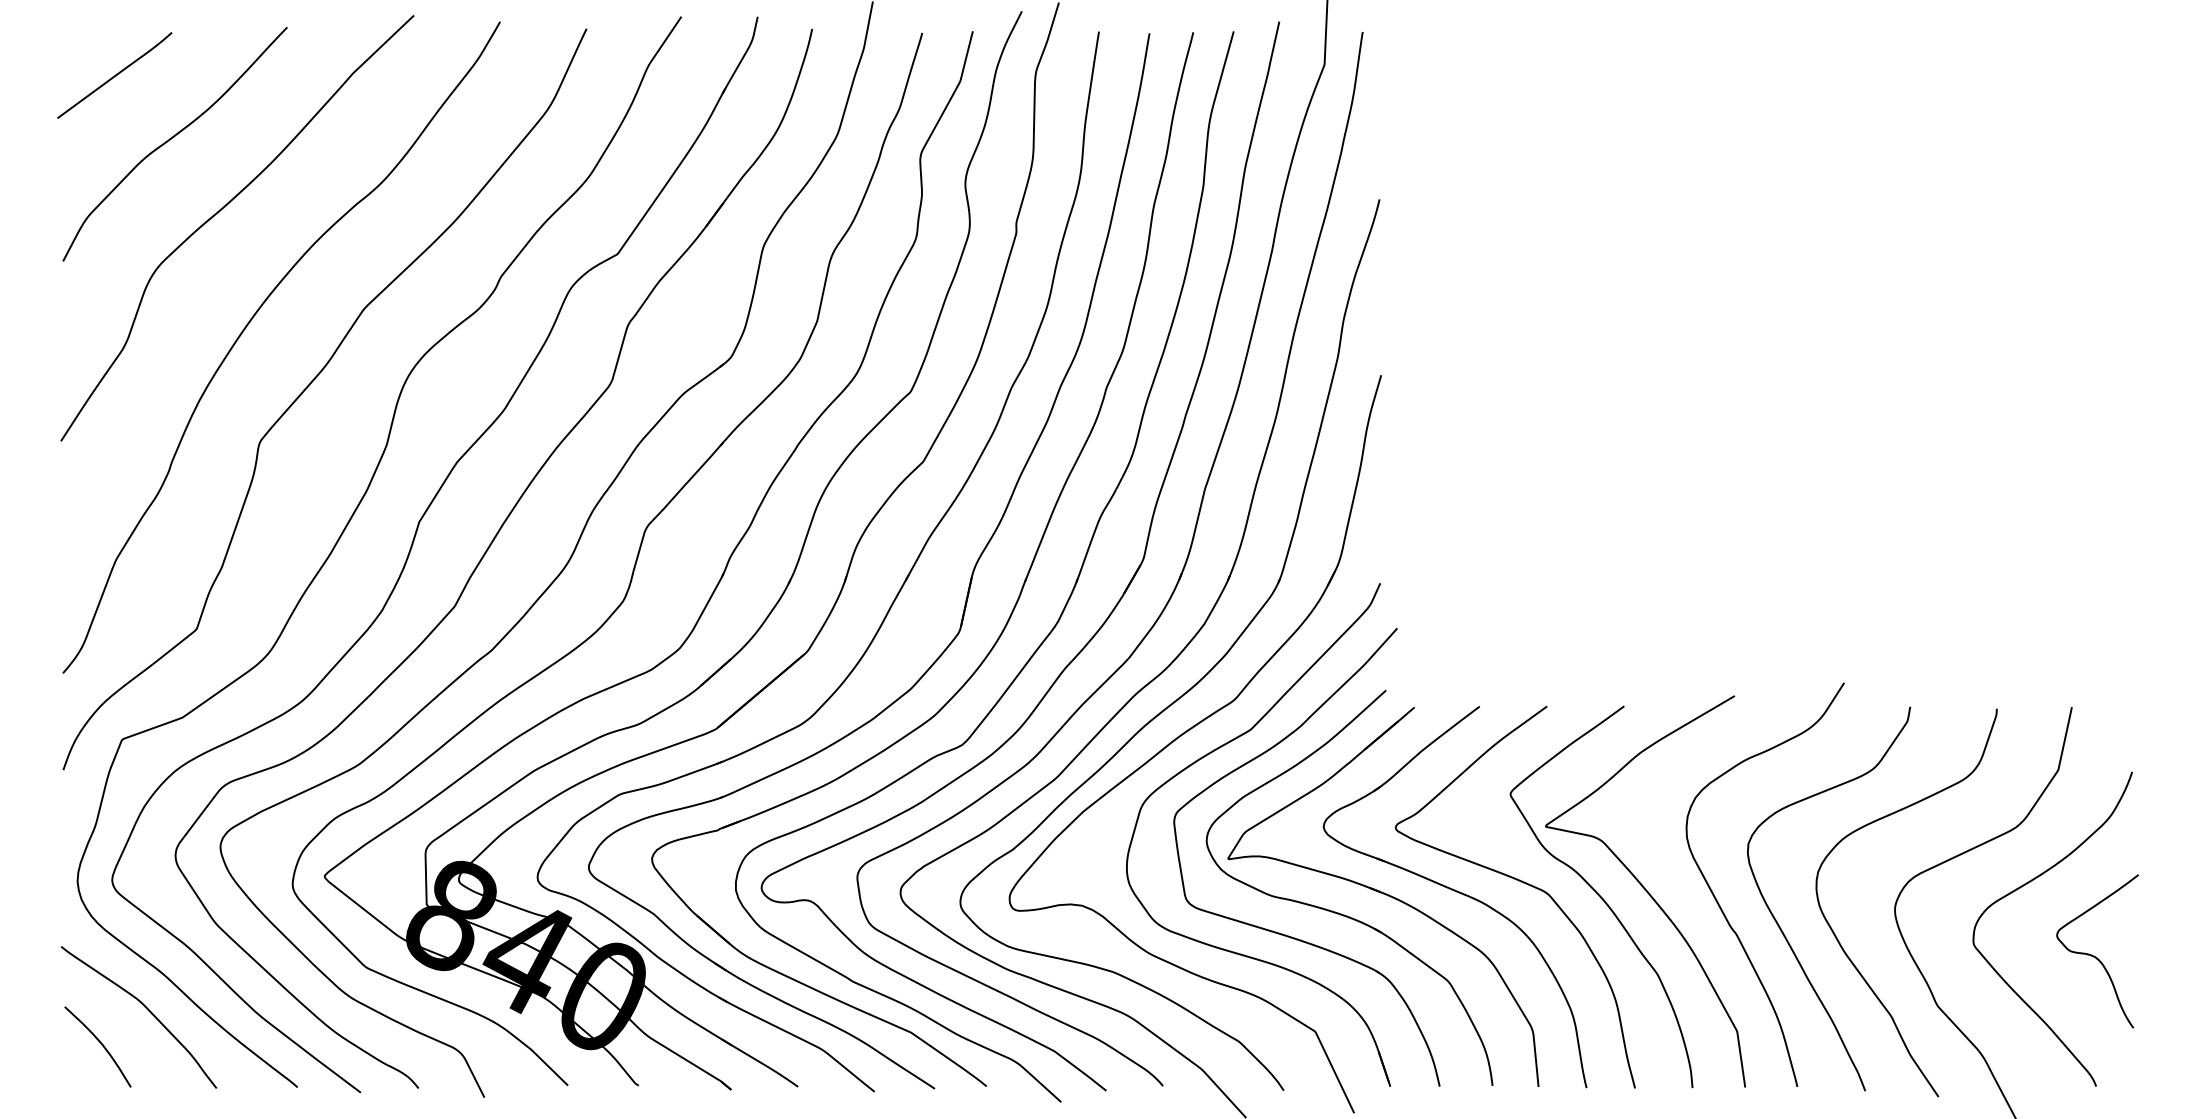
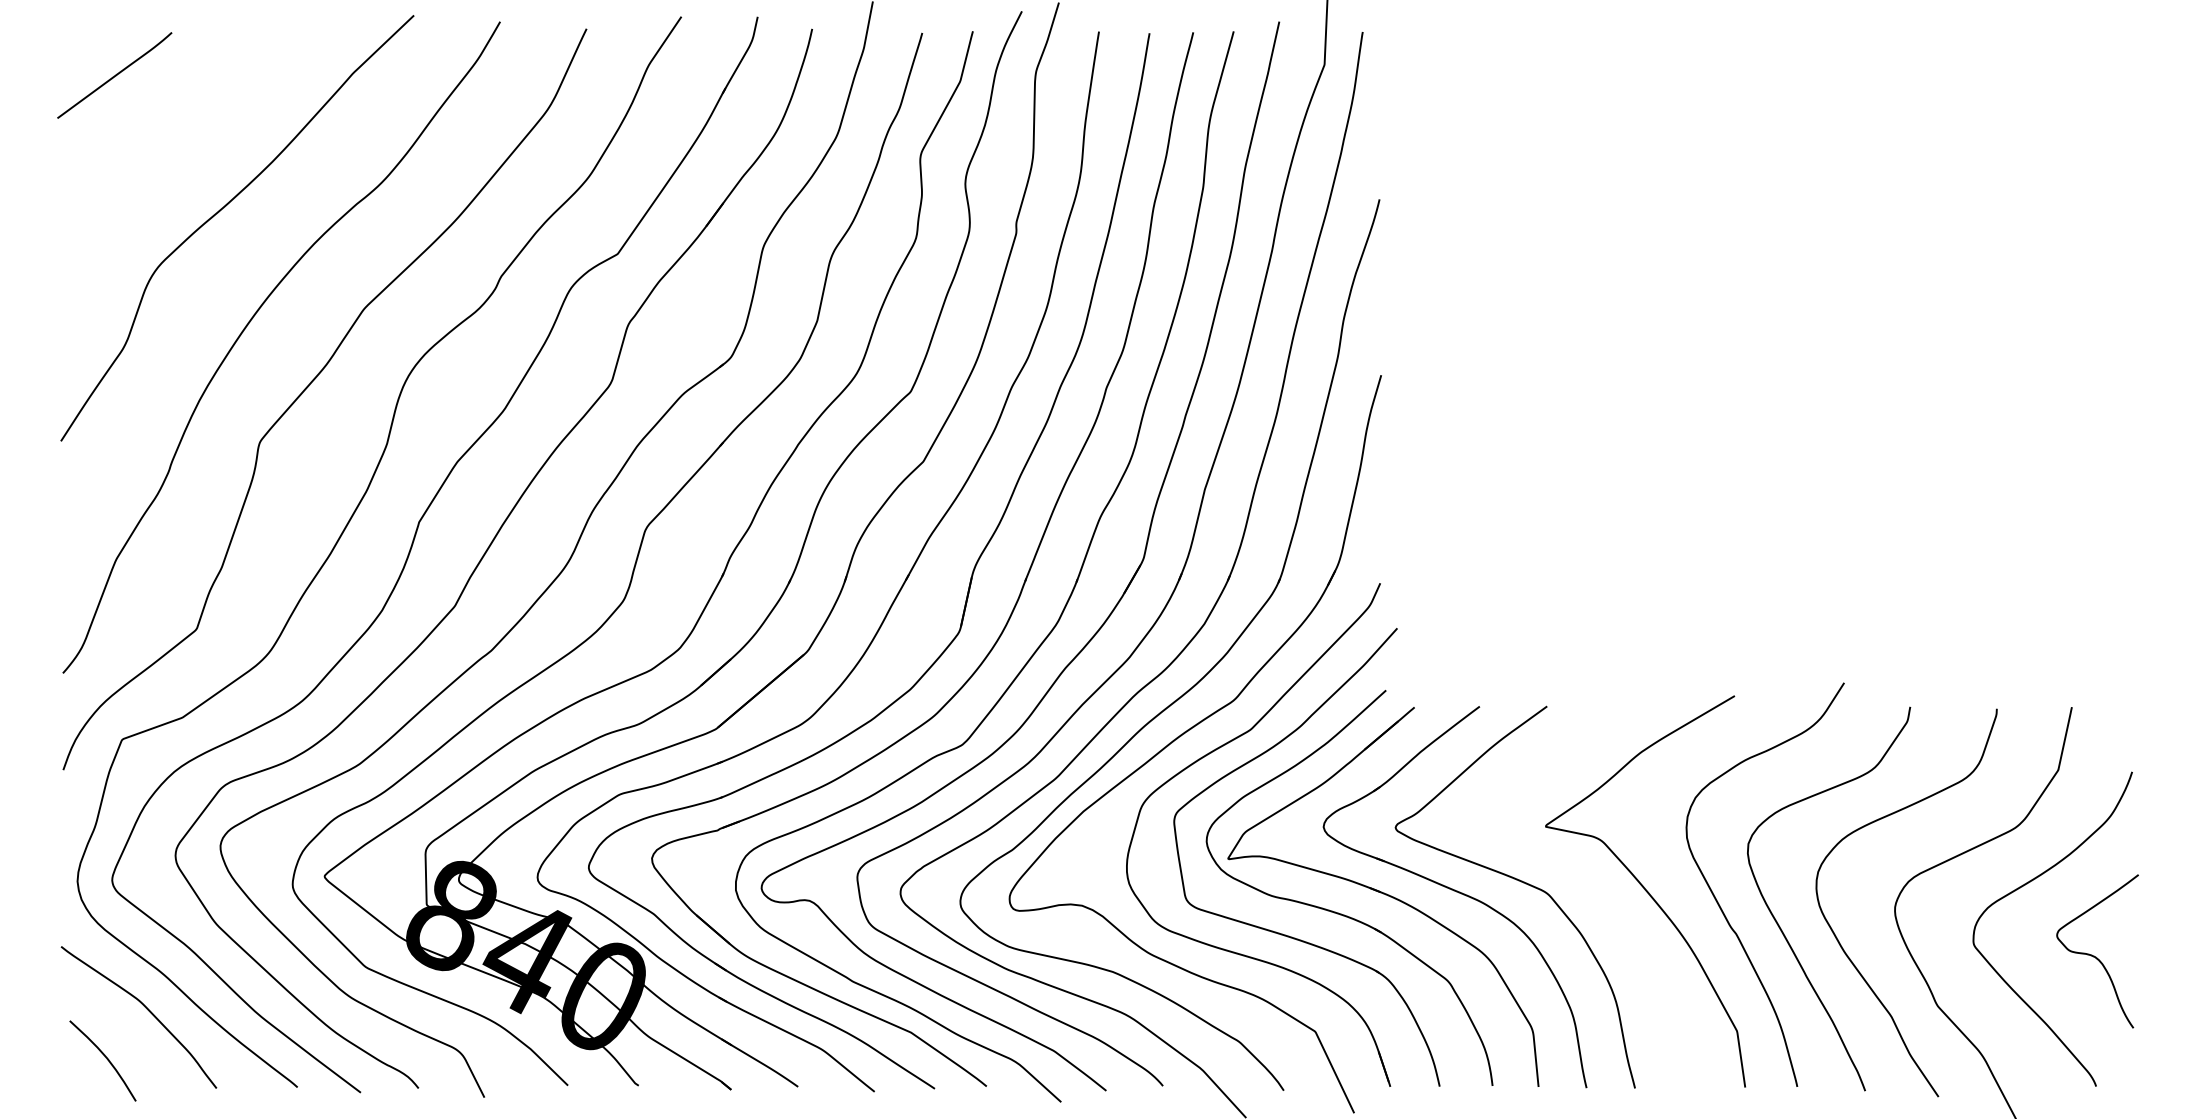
curve: present -> none (171, 139)
curve: present -> none (1601, 896)
curve position: (101, 1045) -> (106, 1059) (106, 1059)
